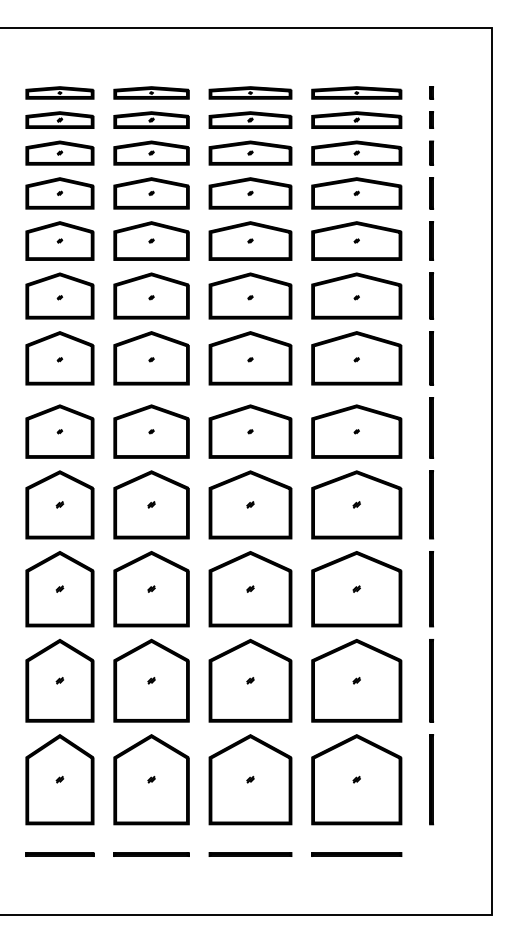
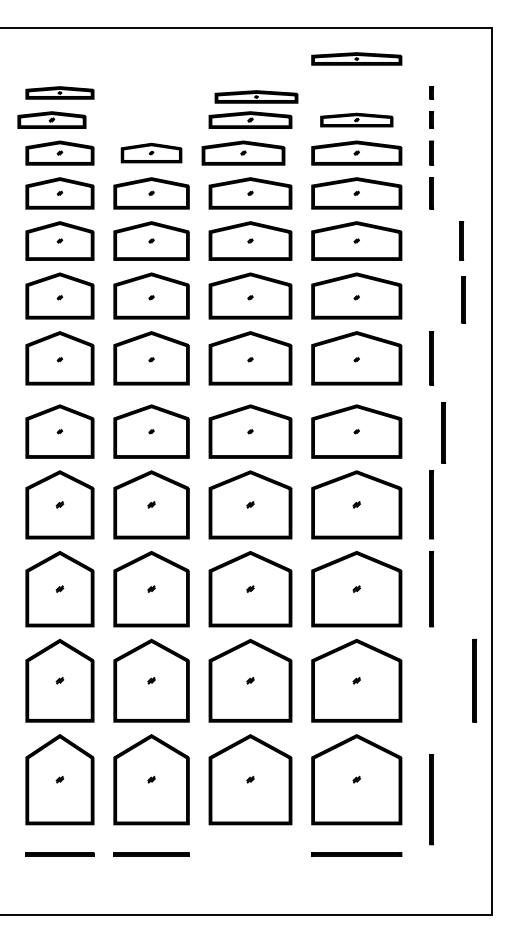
part: present -> none (151, 92)
part position: (250, 92) -> (256, 96) (256, 96)
part position: (356, 92) -> (356, 58) (356, 58)
part position: (59, 119) -> (51, 119) (51, 119)
part: present -> none (151, 119)
part size: 92x18 px -> 74x16 px (356, 119)
part size: 77x26 px -> 63x22 px (151, 152)
part position: (250, 152) -> (243, 152) (243, 152)
line position: (431, 240) -> (461, 240) (461, 240)
line position: (431, 295) -> (463, 299) (463, 299)
line position: (431, 427) -> (443, 432) (443, 432)
line position: (431, 680) -> (474, 680) (474, 680)
line position: (431, 779) -> (431, 799) (431, 799)
line: present -> none (250, 854)
